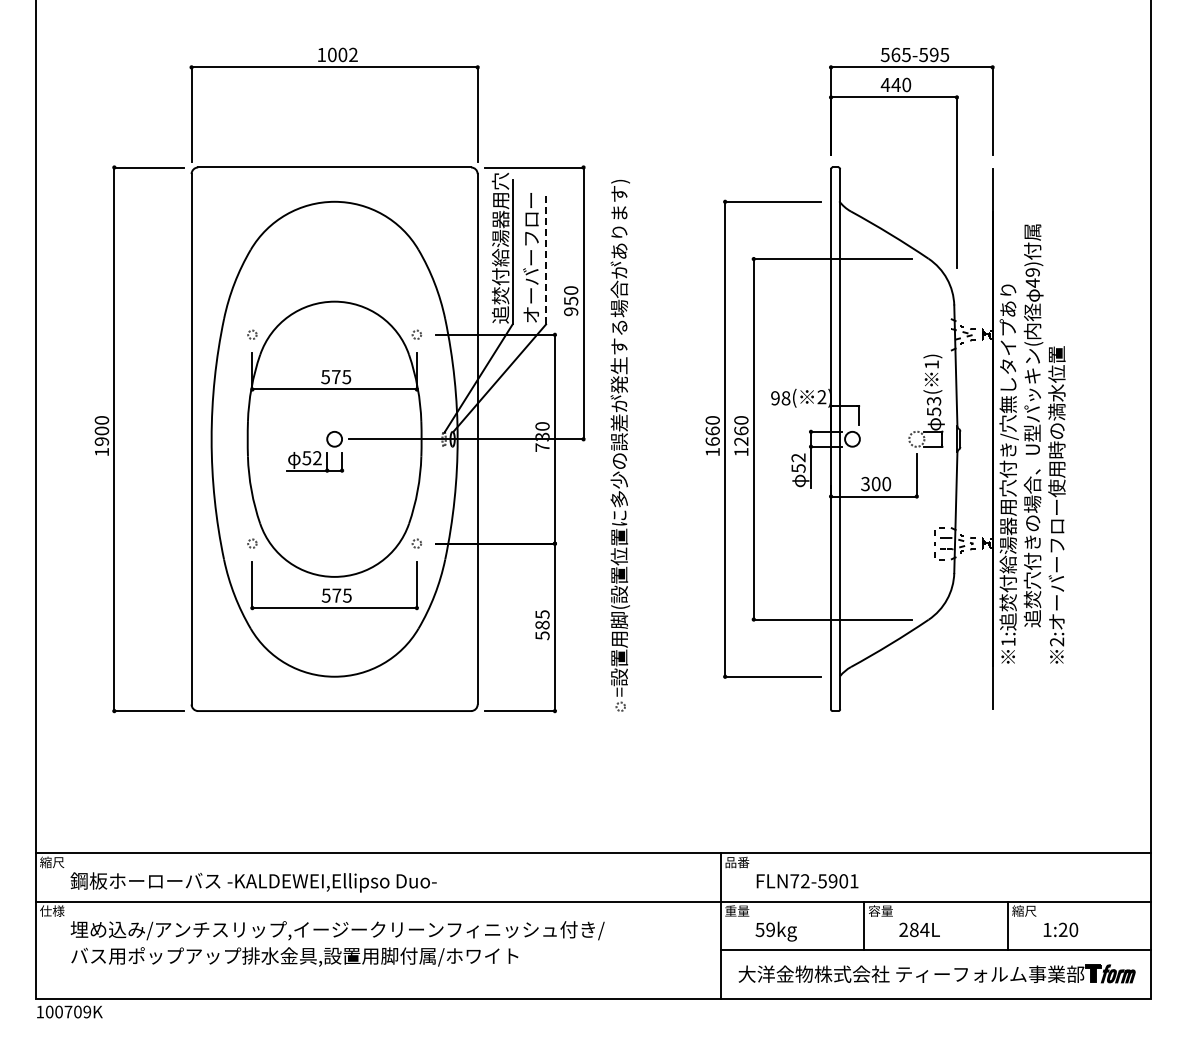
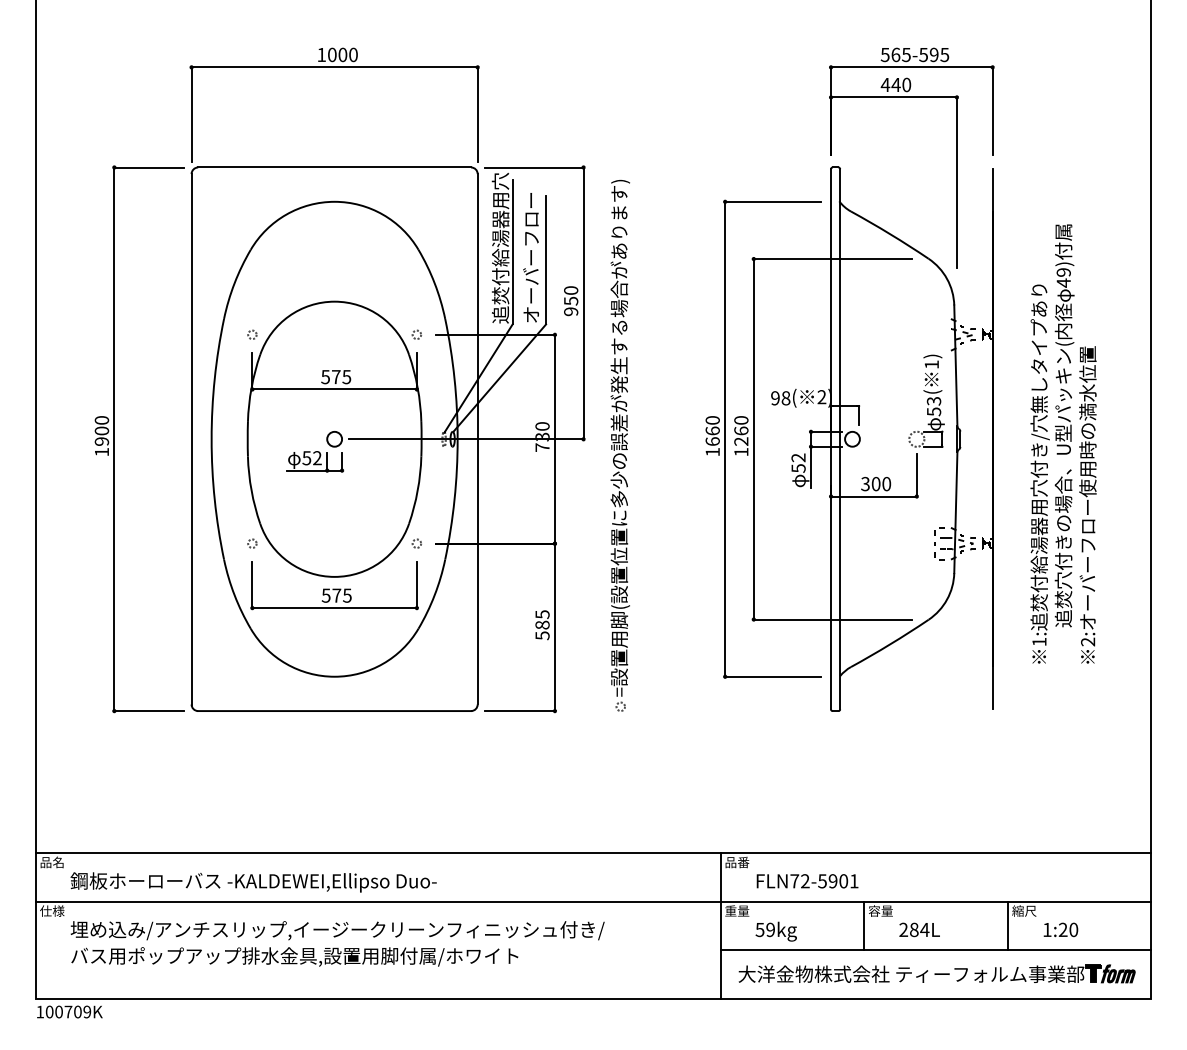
text: 1002 -> 1000 (353, 54)
line: dashed -> solid (546, 259)
text position: (1032, 443) -> (1063, 443) (1063, 443)
text: 縮尺 -> 品名 (52, 862)
